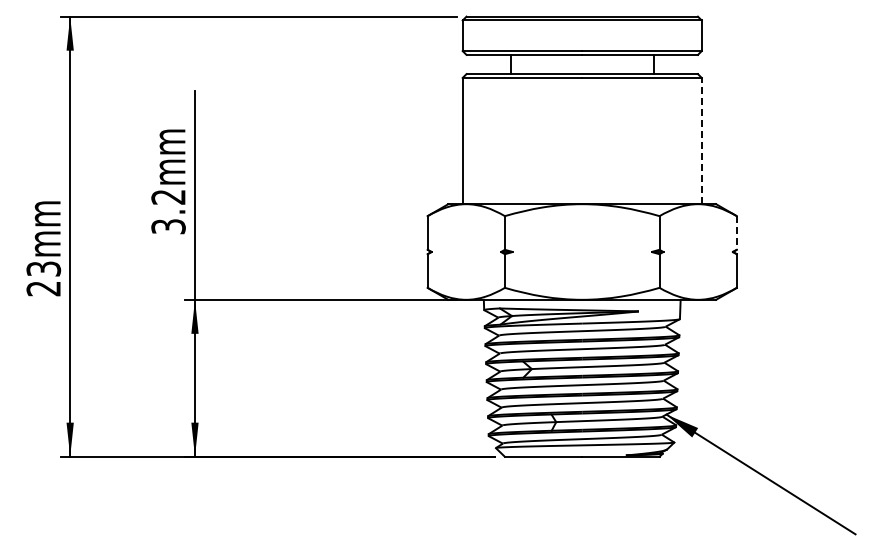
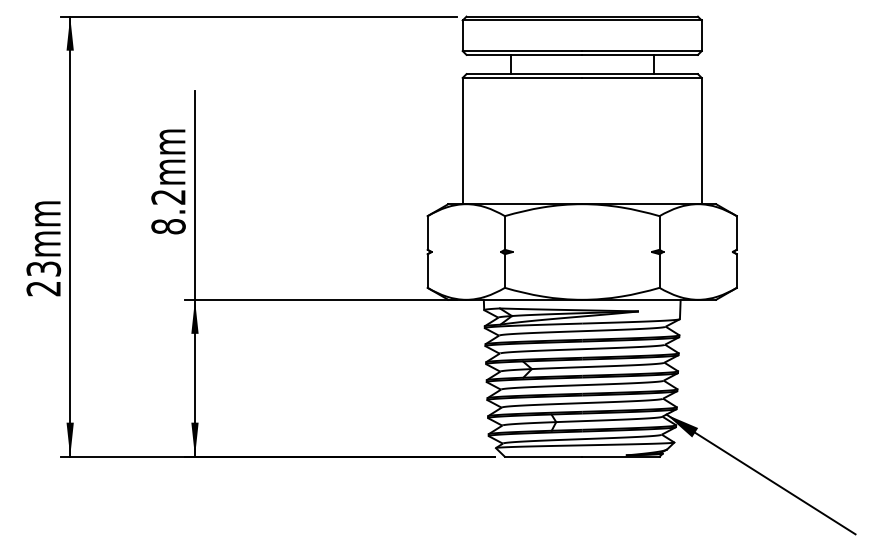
line: dashed -> solid (701, 140)
text: 3.2mm -> 8.2mm (168, 226)
line: dashed -> solid (736, 232)
